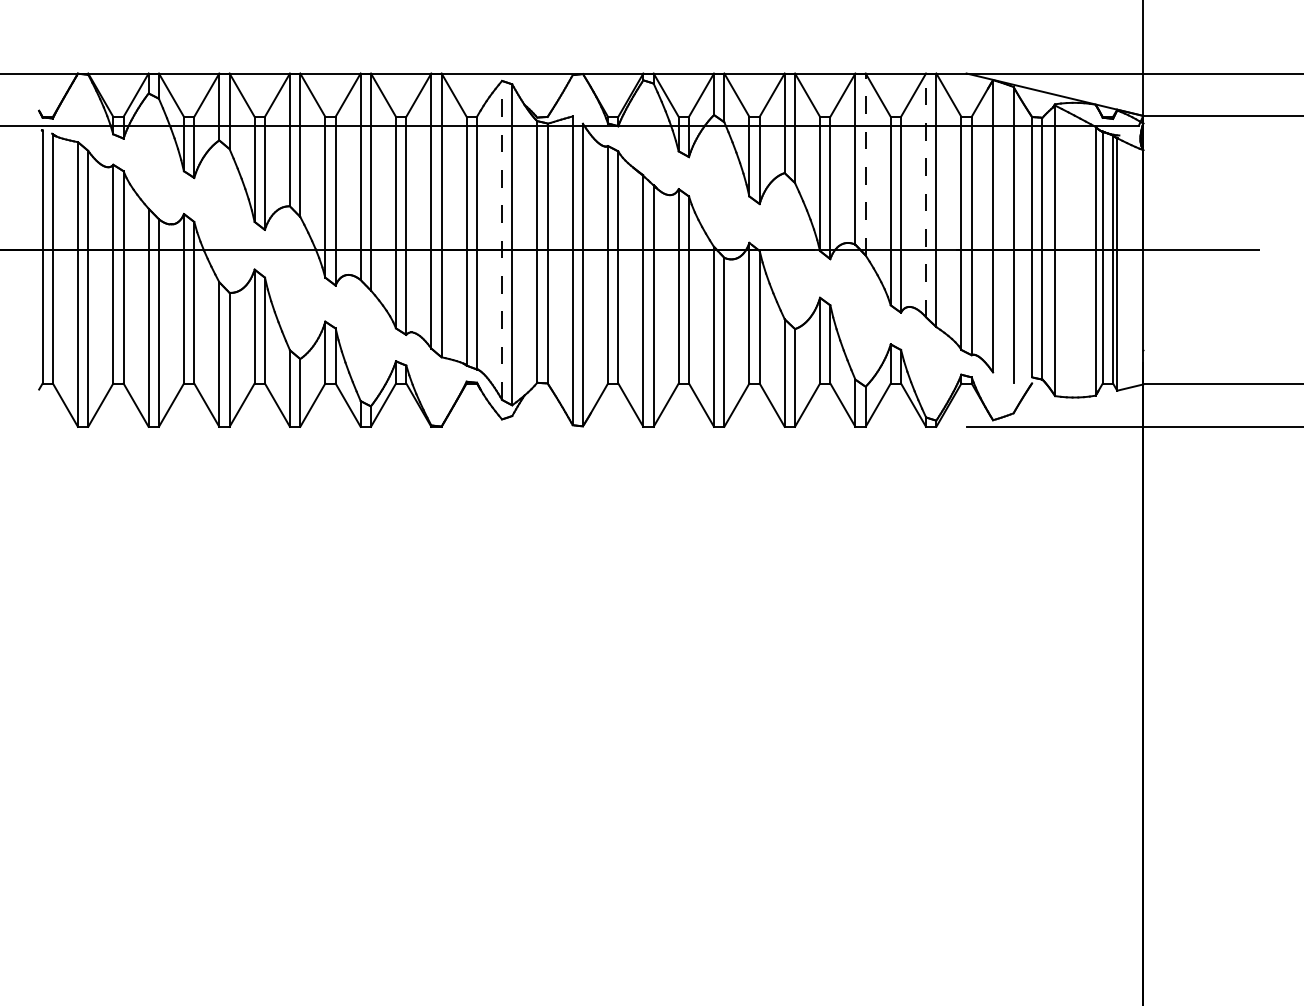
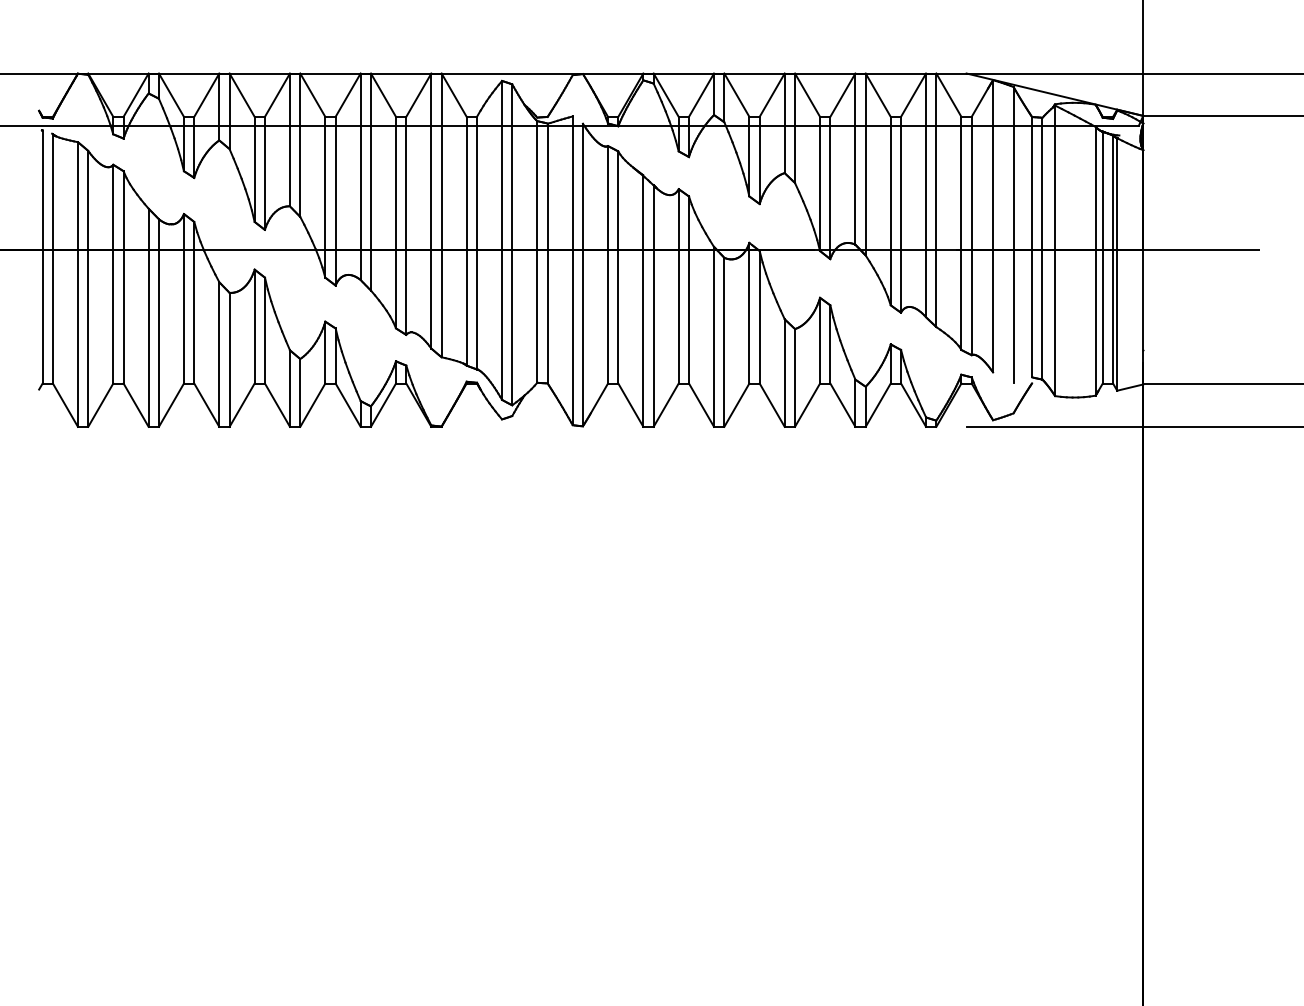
line: dashed -> solid (865, 164)
line: dashed -> solid (926, 195)
line: dashed -> solid (502, 239)
